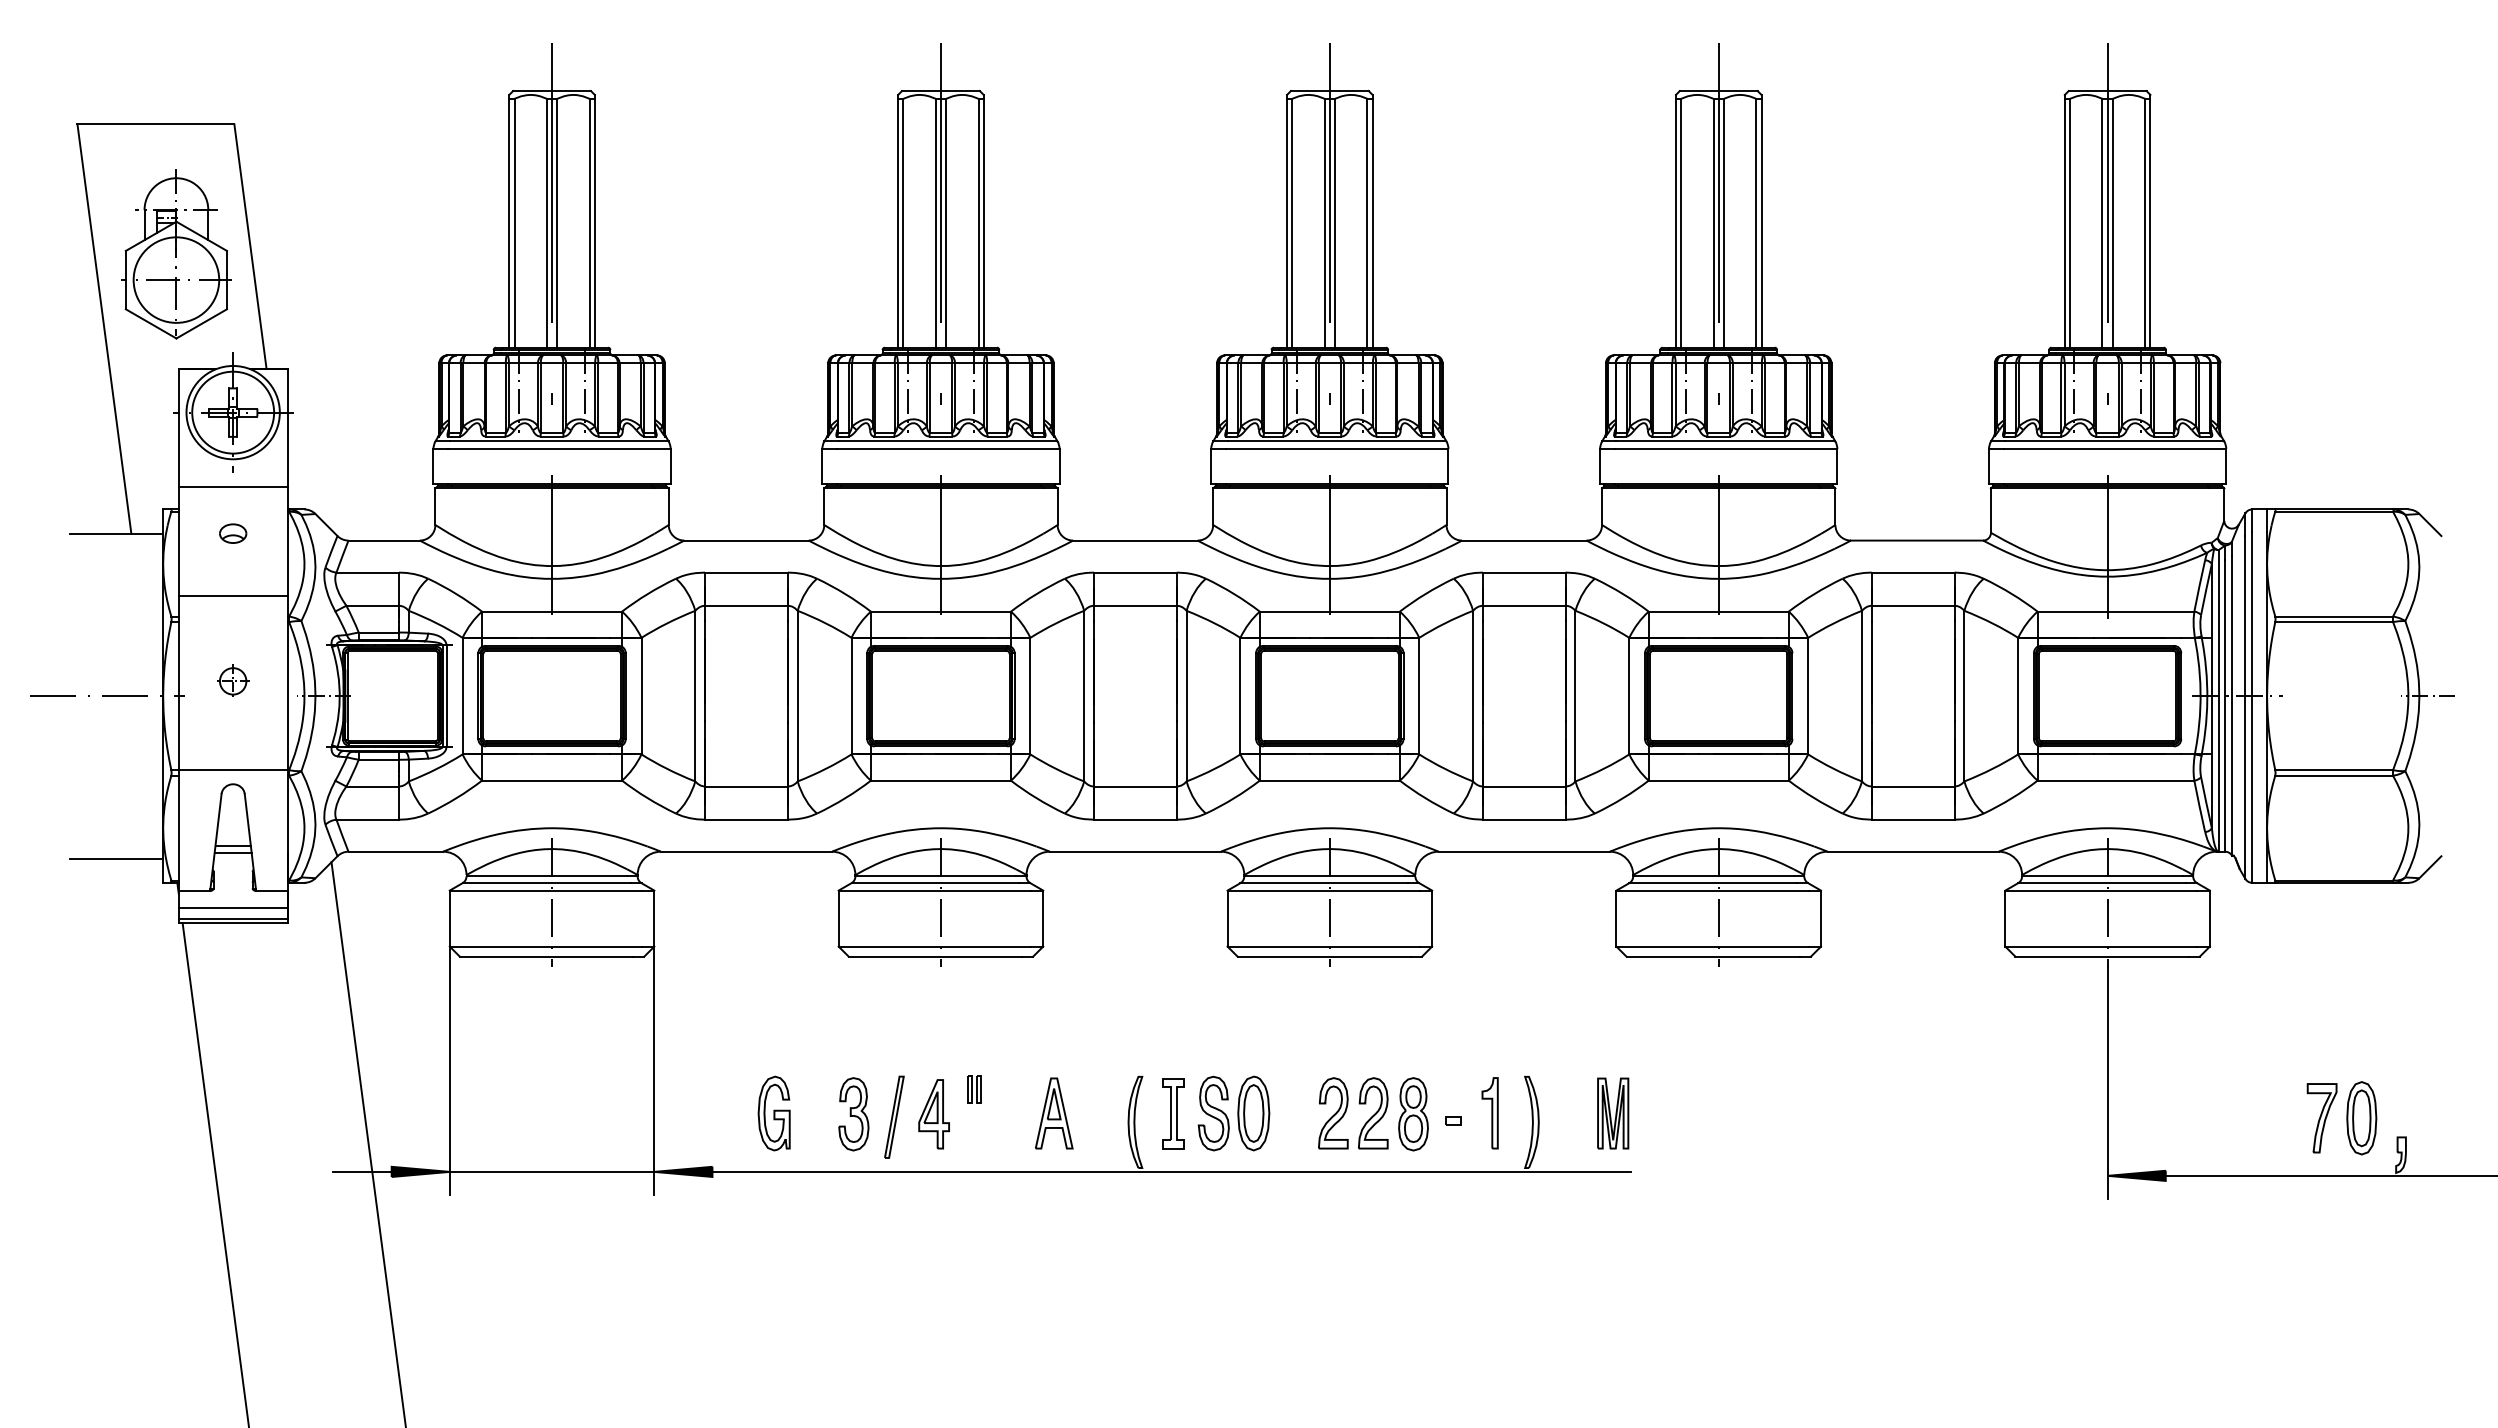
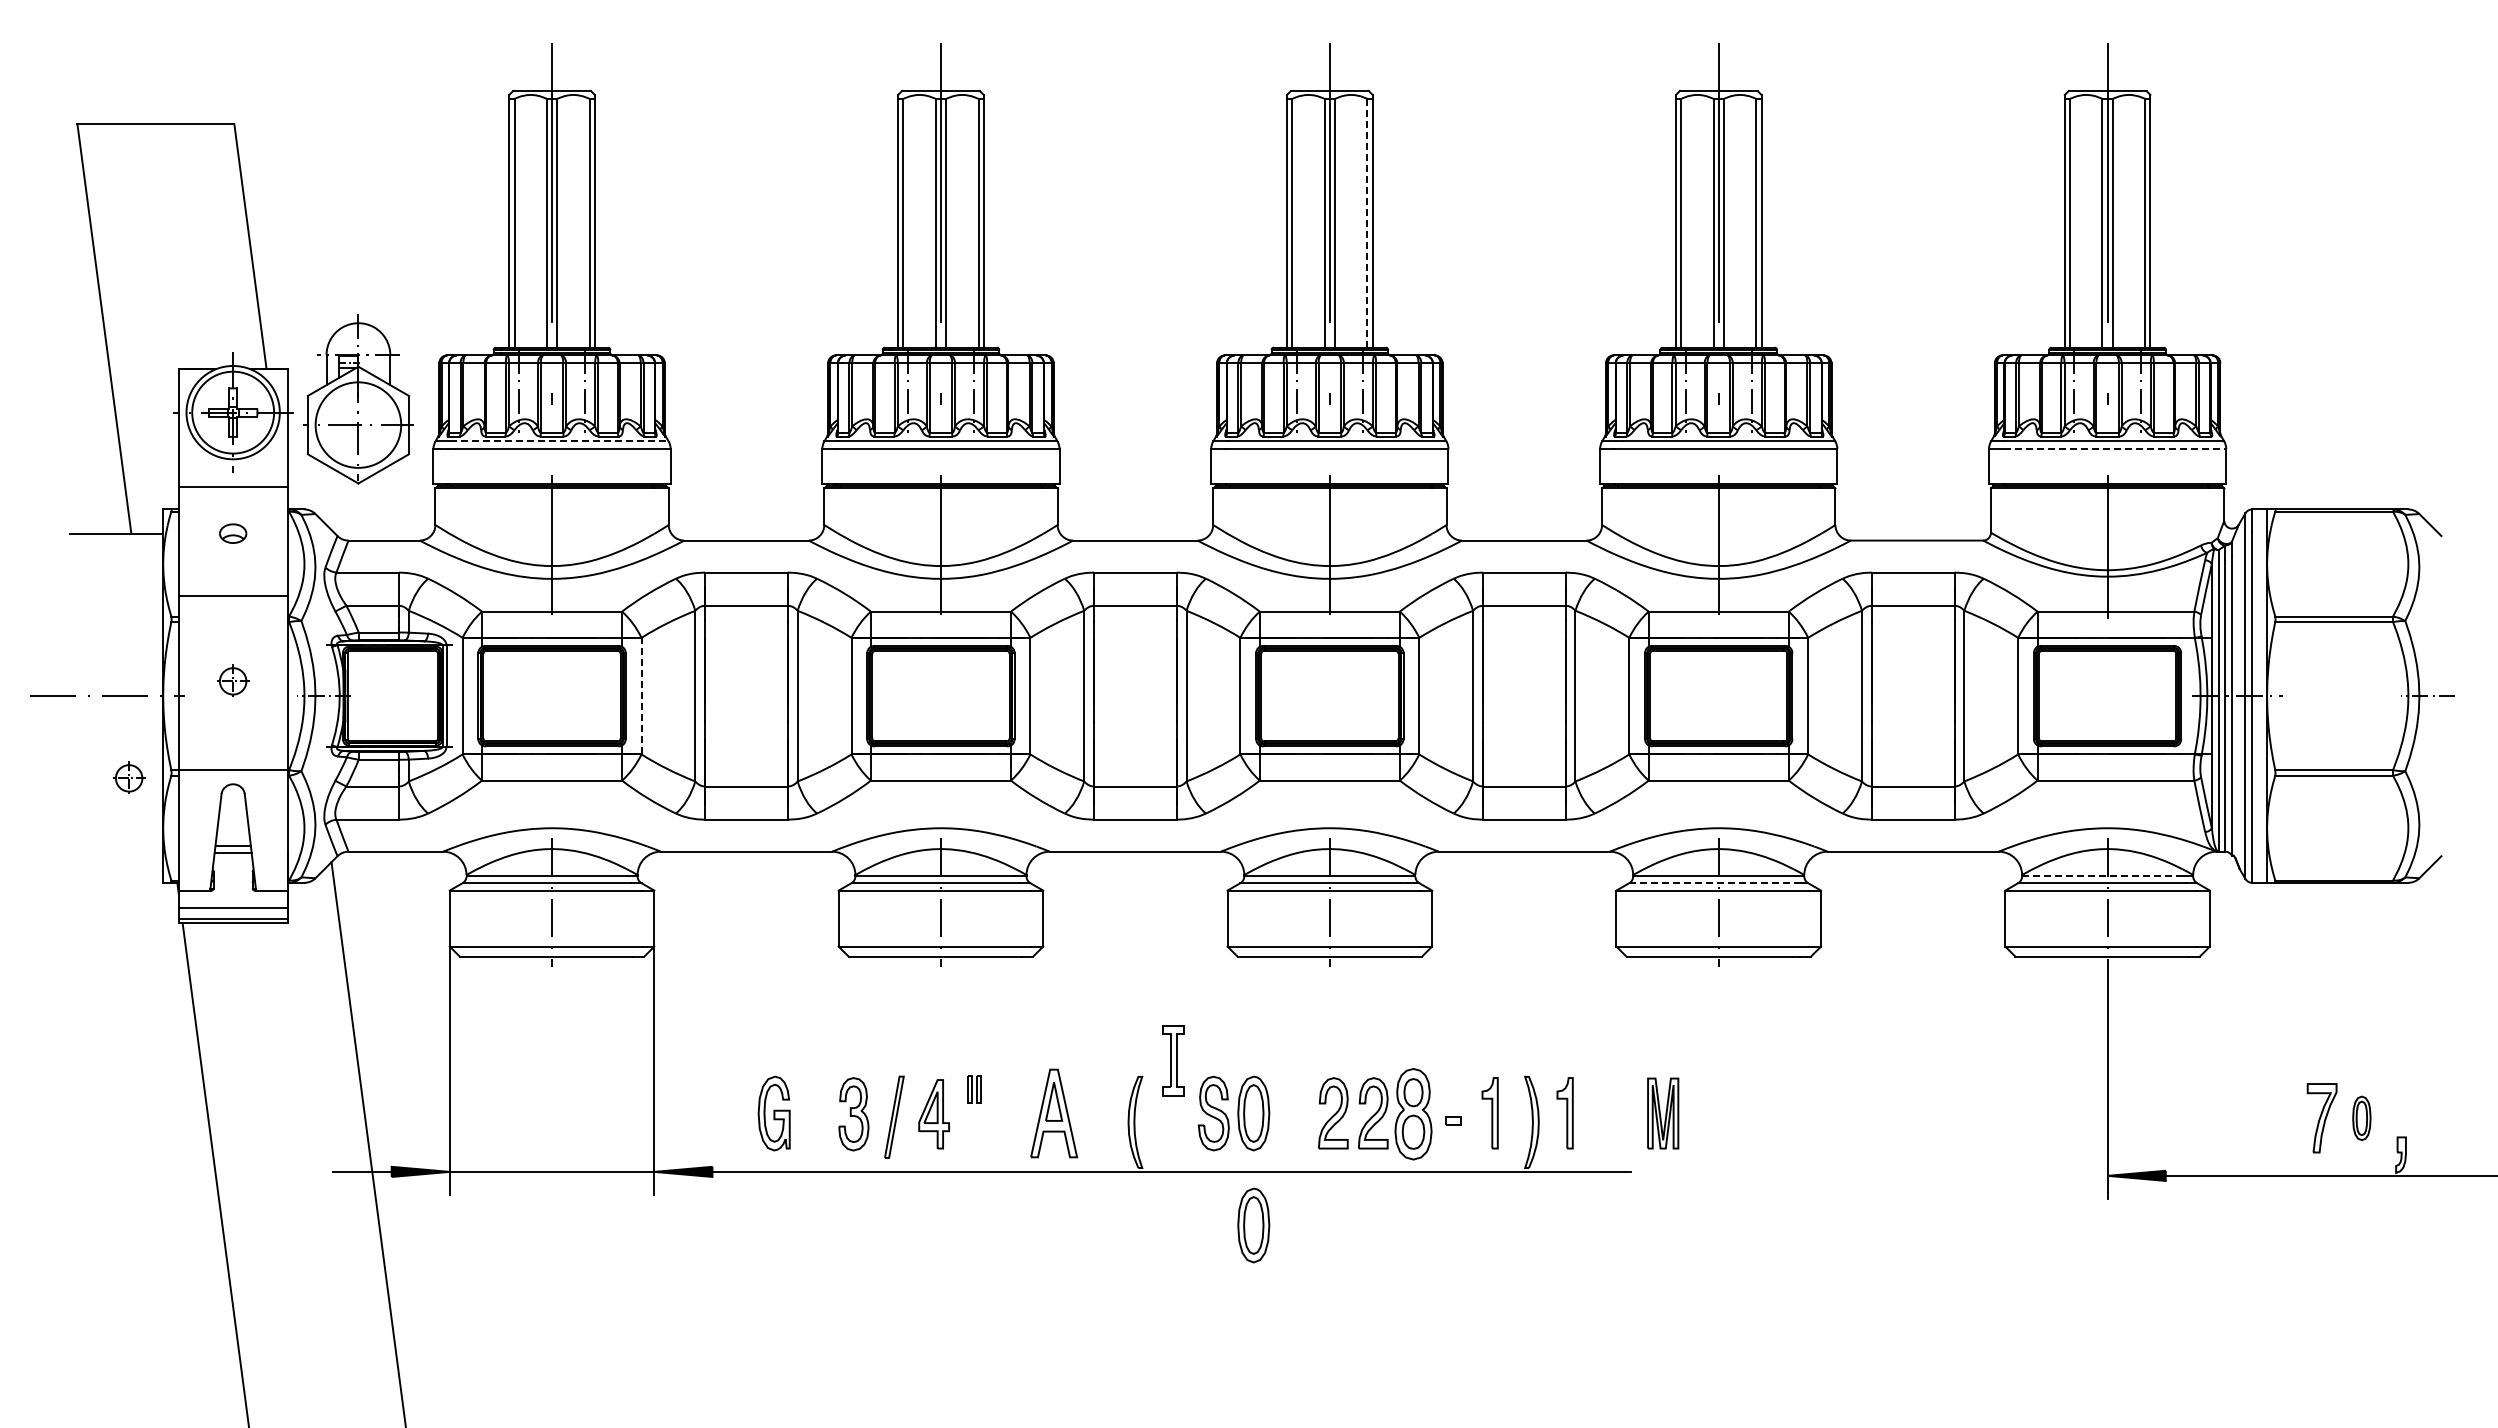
line: solid -> dashed (1367, 222)
part position: (176, 254) -> (358, 399) (358, 399)
line: solid -> dashed (559, 441)
line: solid -> dashed (2115, 449)
line: solid -> dashed (641, 695)
part: none -> present (129, 777)
line: present -> none (116, 858)
line: solid -> dashed (2102, 876)
line: solid -> dashed (1713, 883)
part size: 39x73 px -> 49x91 px (1054, 1113)
part position: (1173, 1113) -> (1173, 1060) (1173, 1060)
part: none -> present (1564, 1113)
part position: (1613, 1113) -> (1663, 1113) (1663, 1113)
part size: 31x75 px -> 39x93 px (1413, 1114)
part size: 32x75 px -> 20x46 px (2361, 1117)
part: none -> present (1253, 1225)
